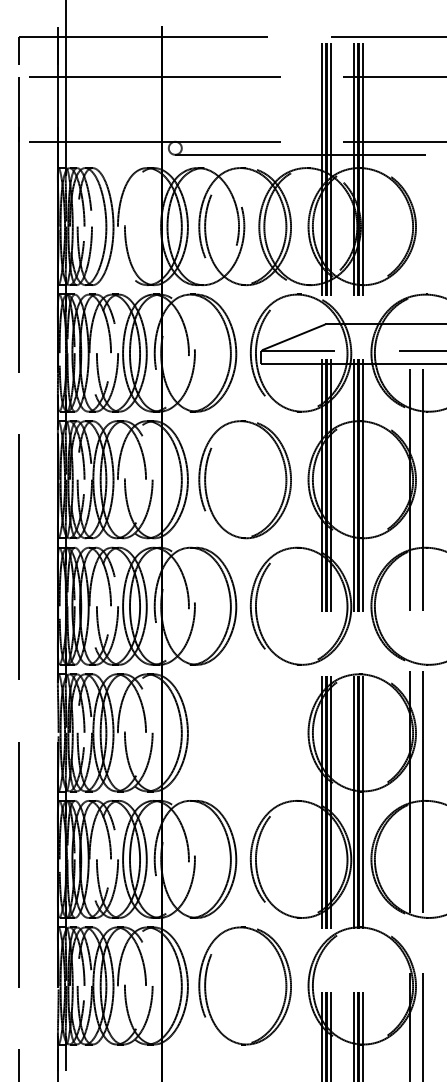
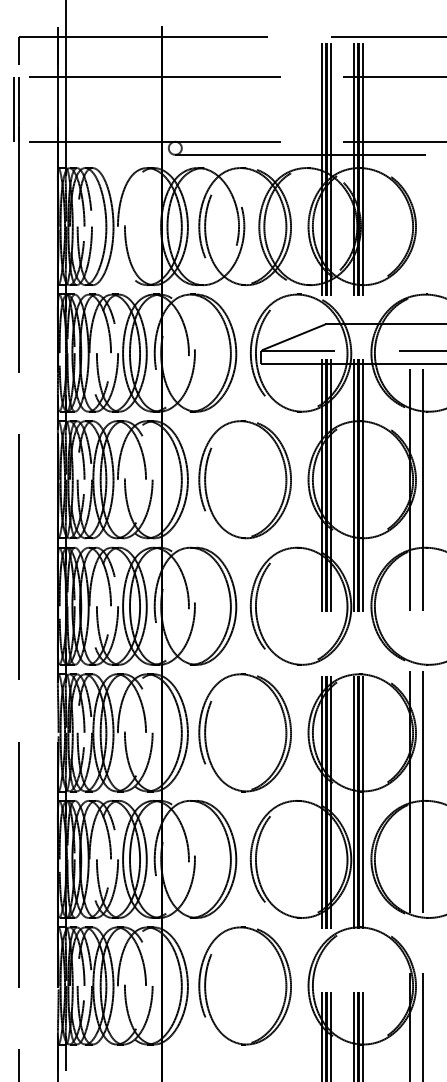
line: none -> present (13, 108)
part: none -> present (206, 730)
